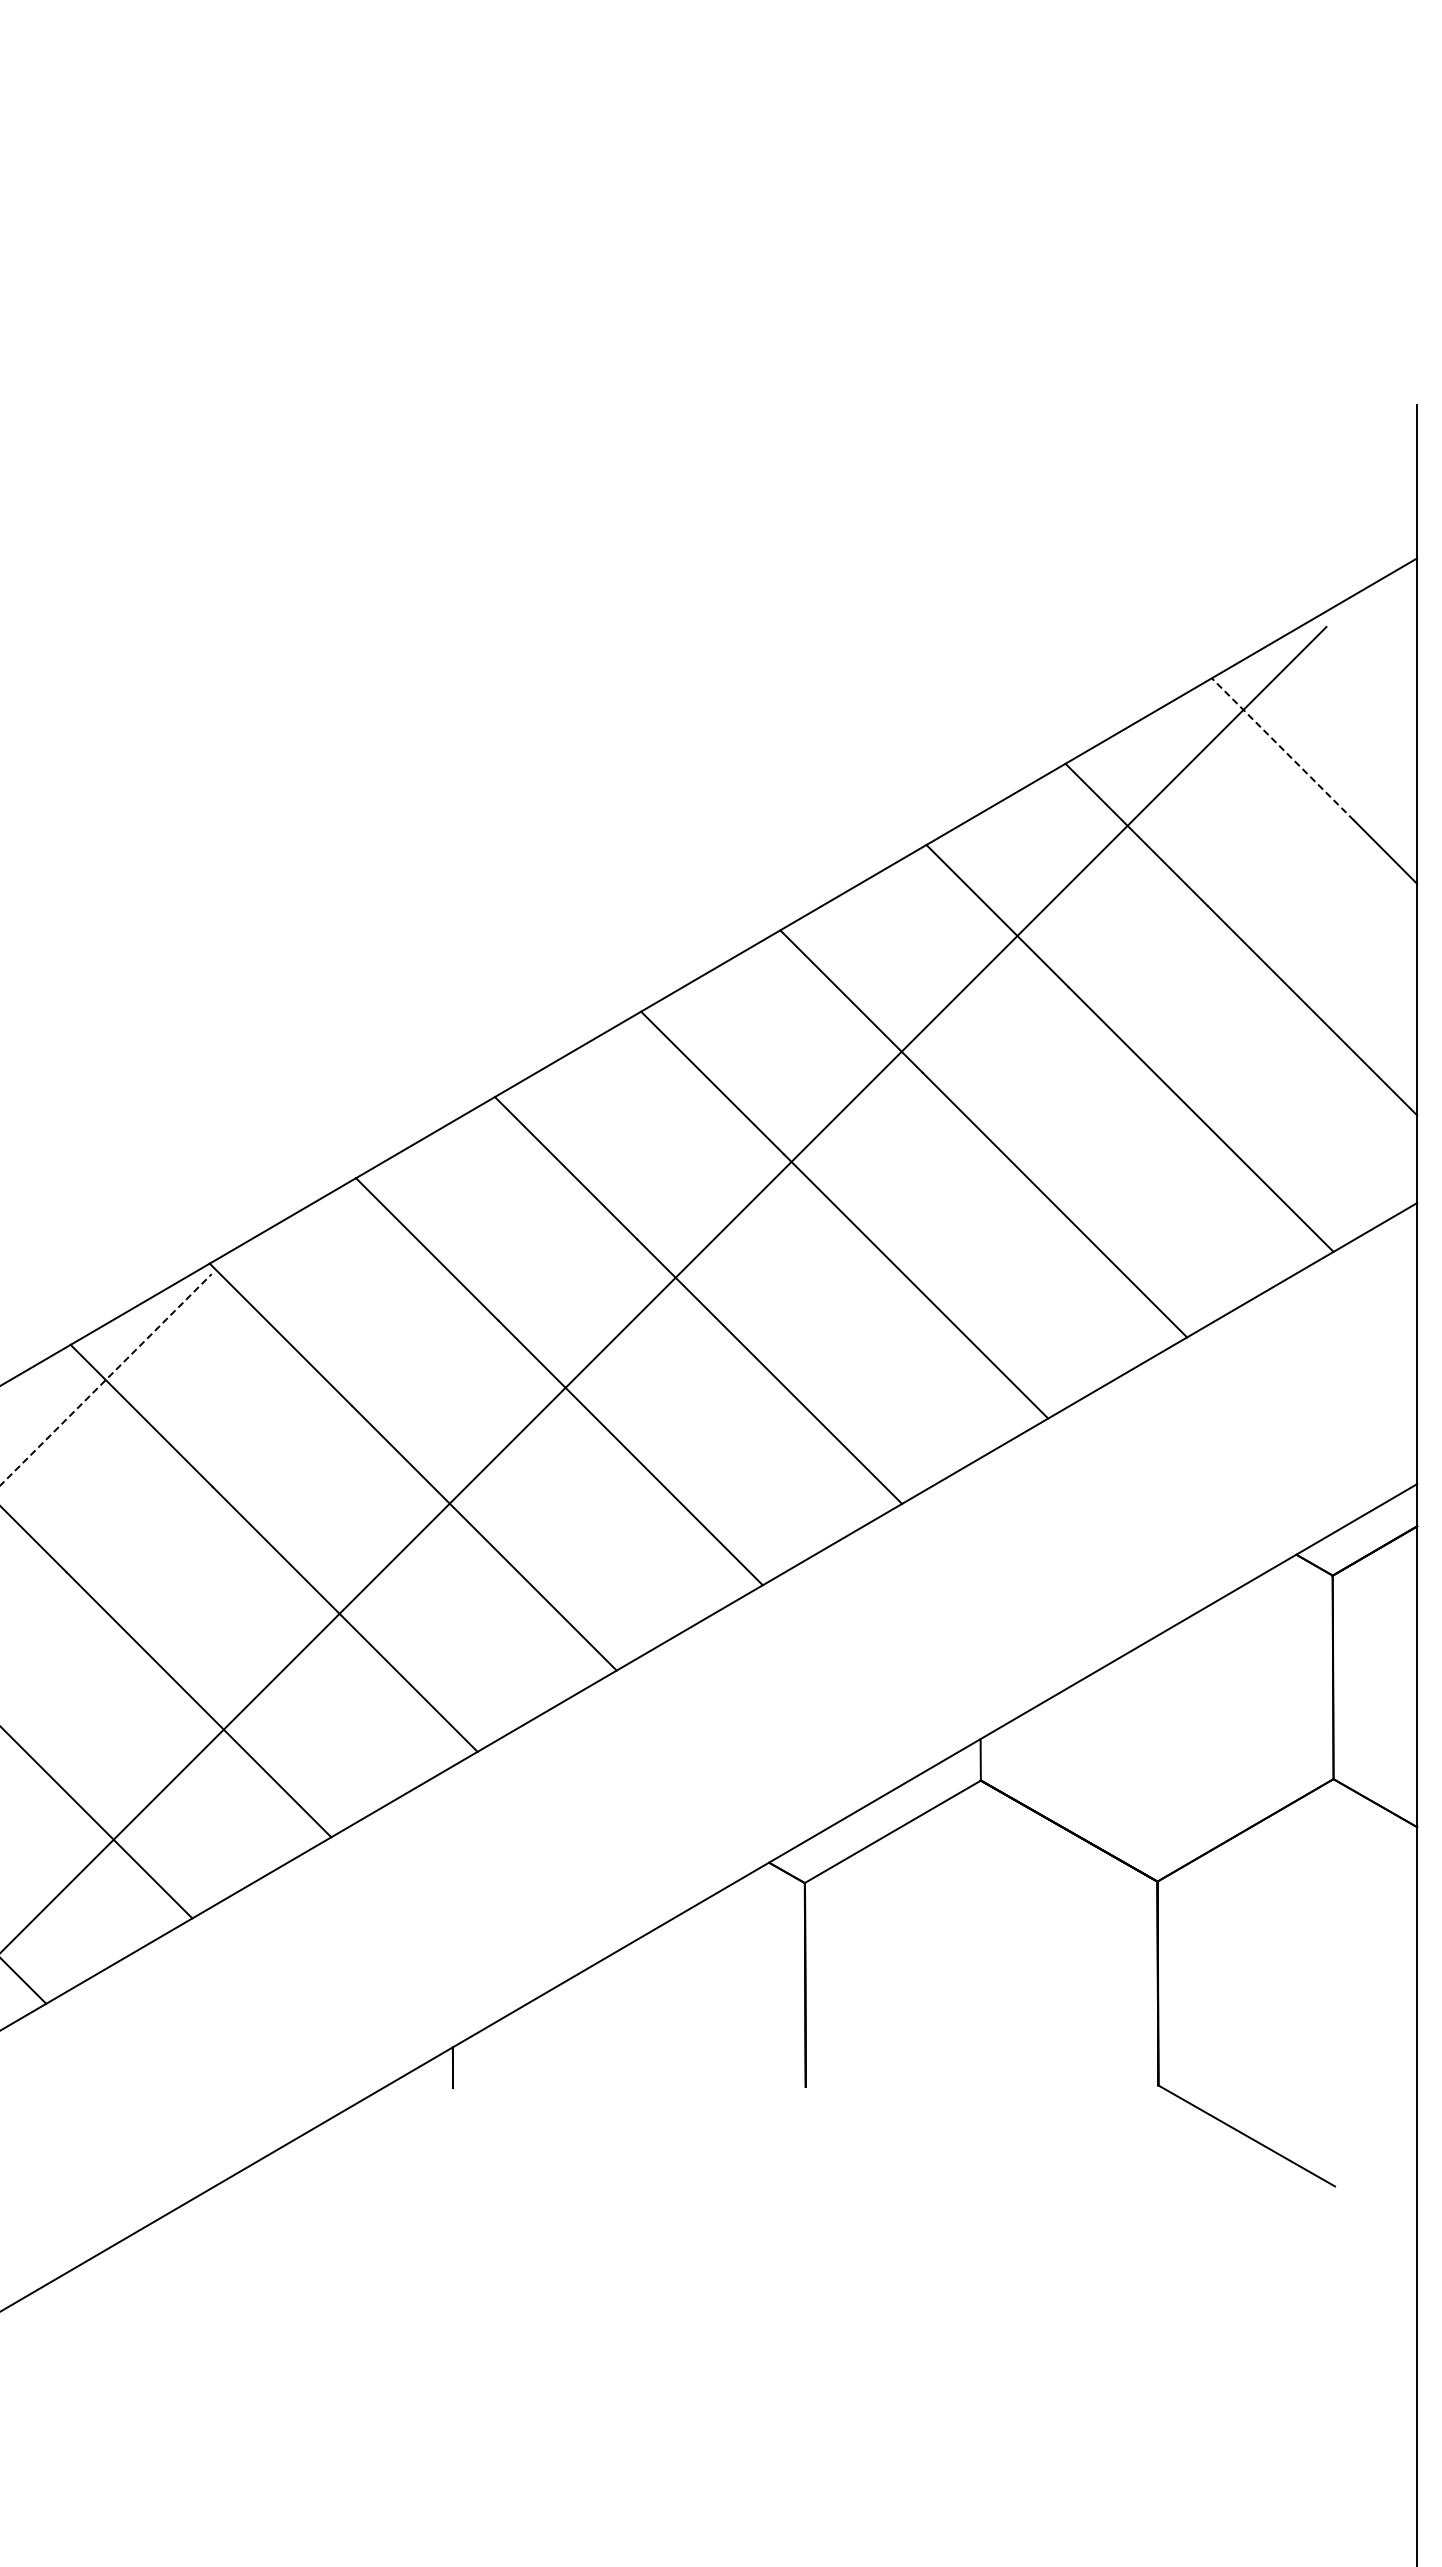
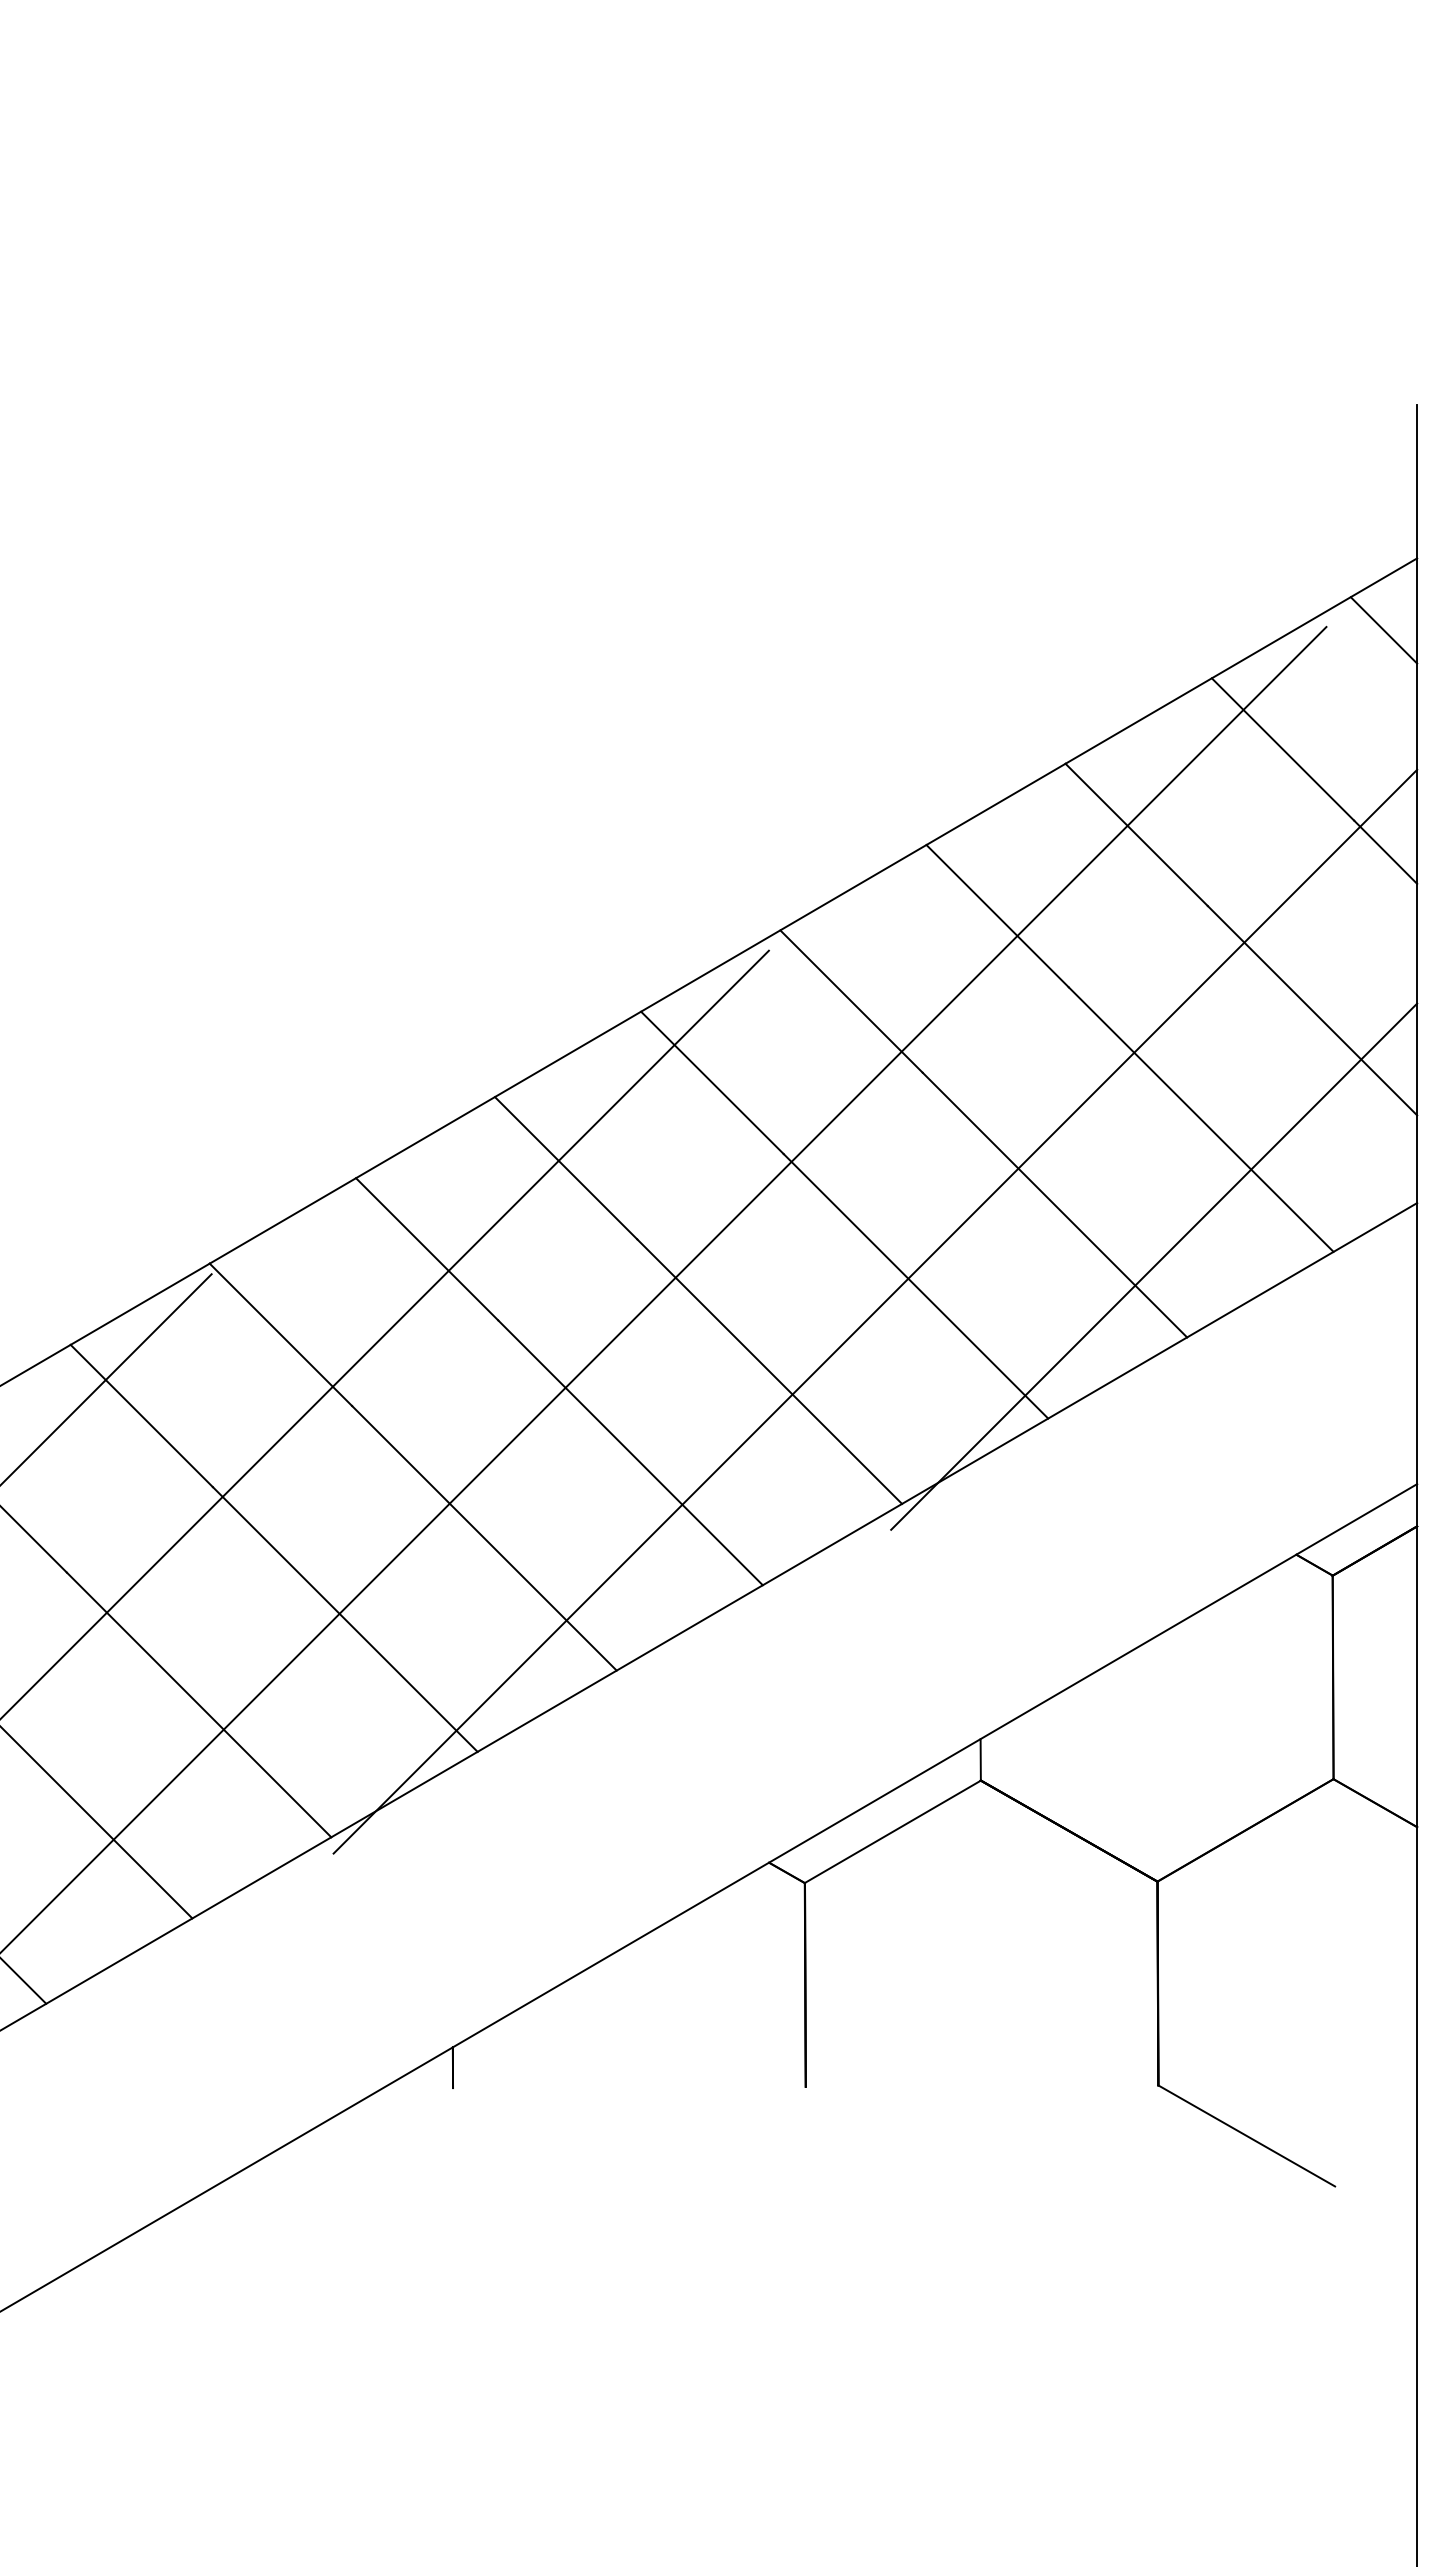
line: none -> present (1383, 630)
line: dashed -> solid (1283, 749)
line: none -> present (1154, 1266)
line: none -> present (875, 1311)
line: none -> present (385, 1333)
line: dashed -> solid (106, 1379)
